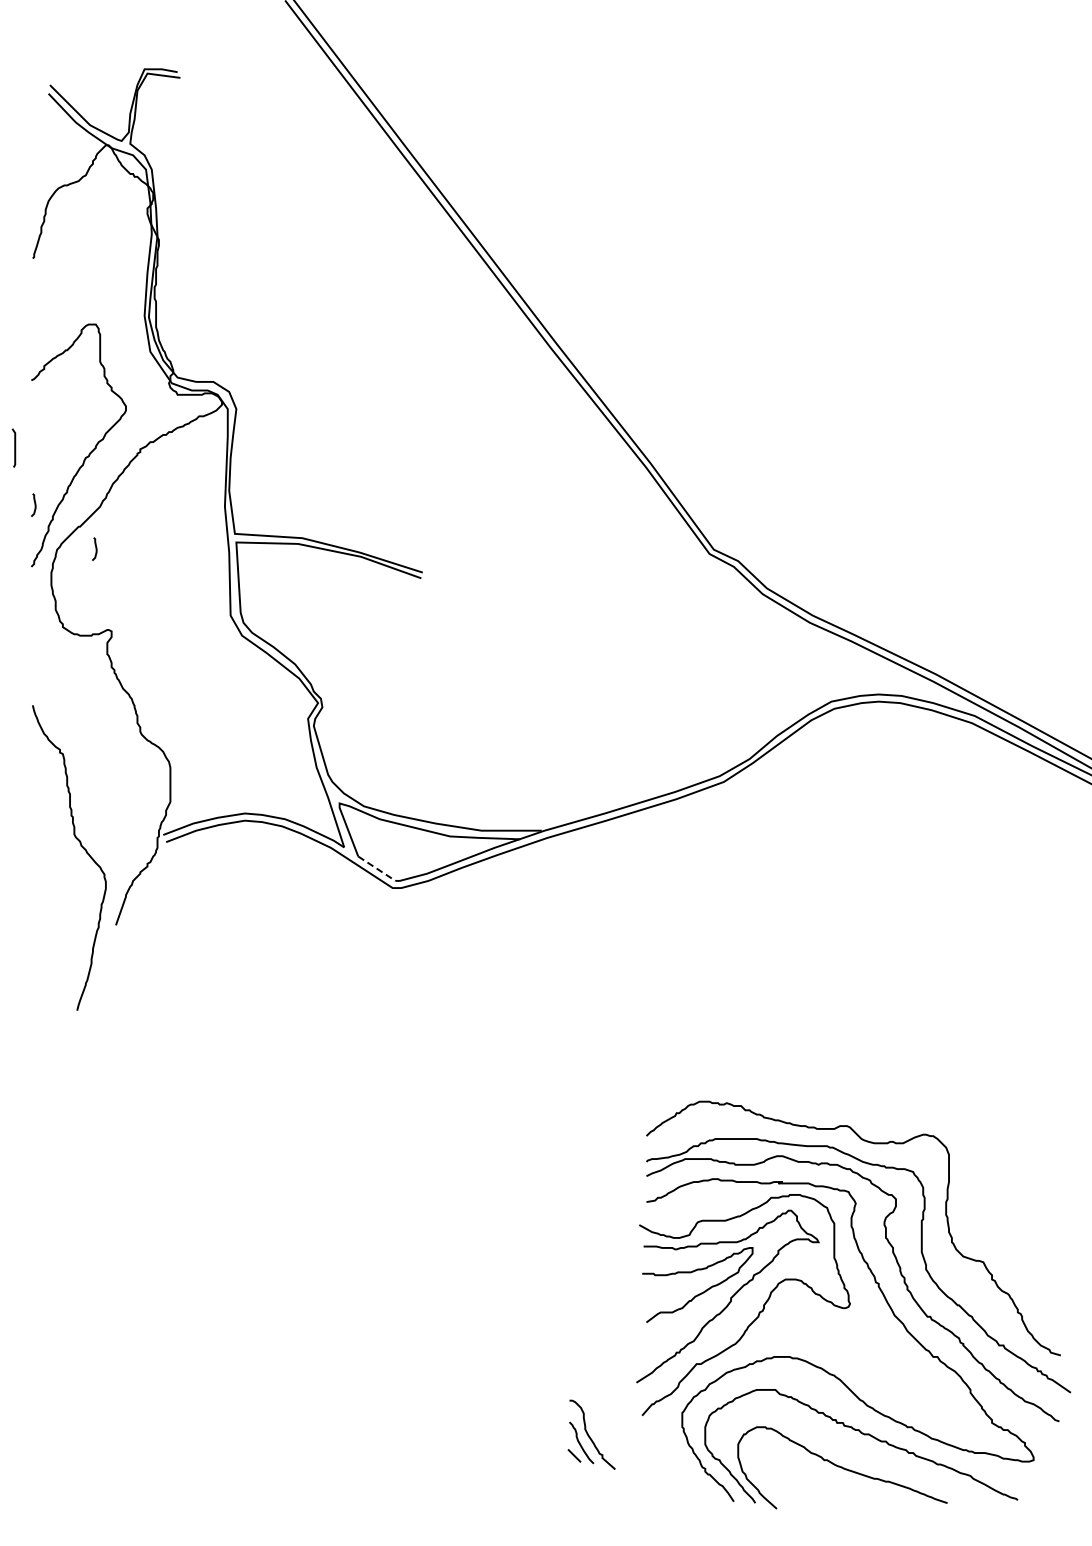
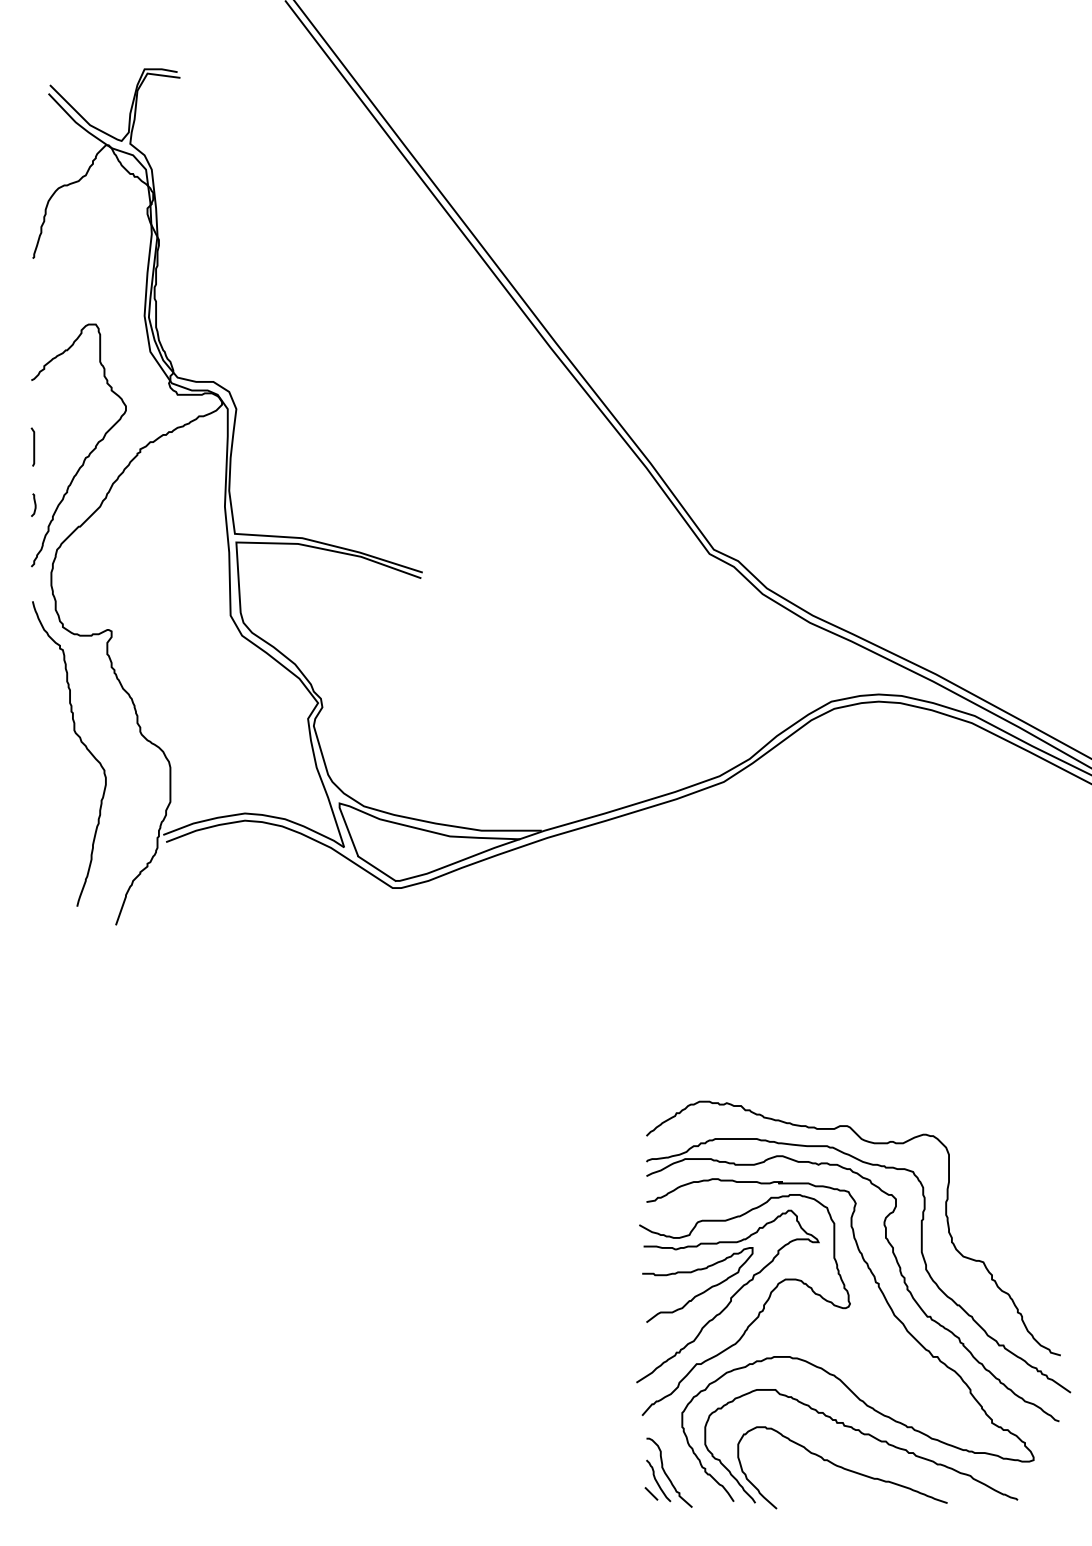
curve position: (14, 447) -> (33, 446) (33, 446)
curve: present -> none (95, 548)
curve position: (80, 846) -> (80, 742) (80, 742)
line: dashed -> solid (377, 868)
part position: (591, 1434) -> (668, 1472) (668, 1472)
